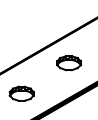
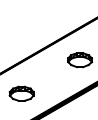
part position: (69, 63) -> (80, 60) (80, 60)
